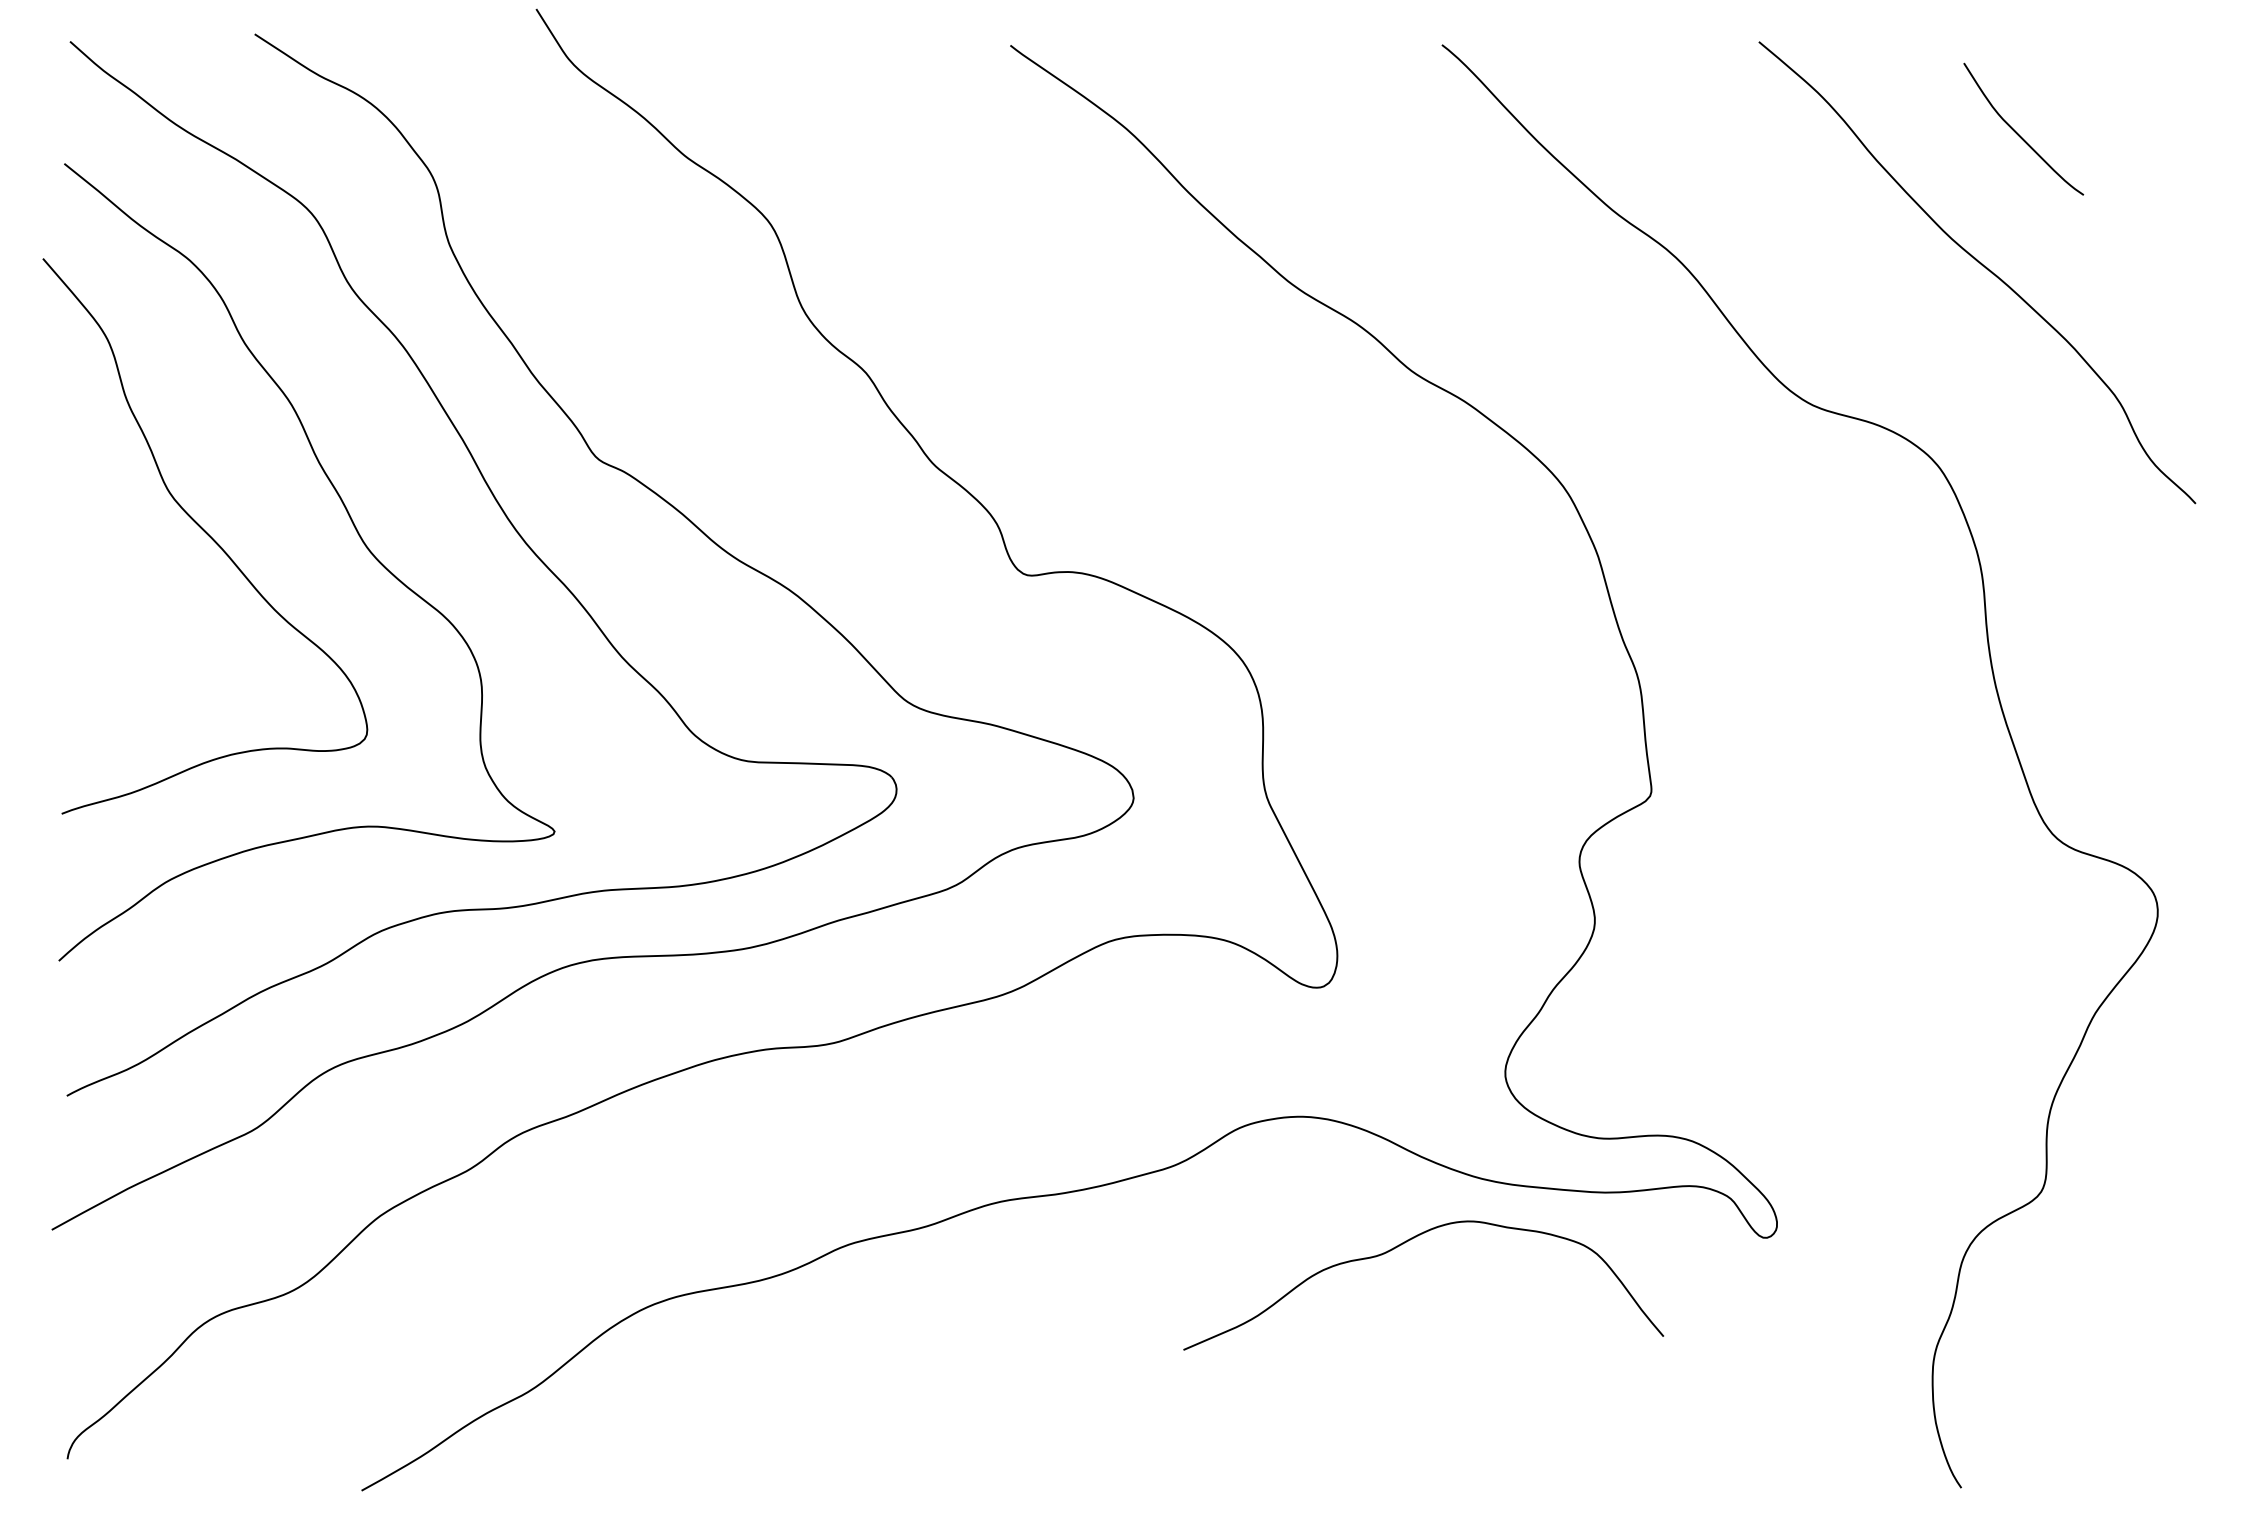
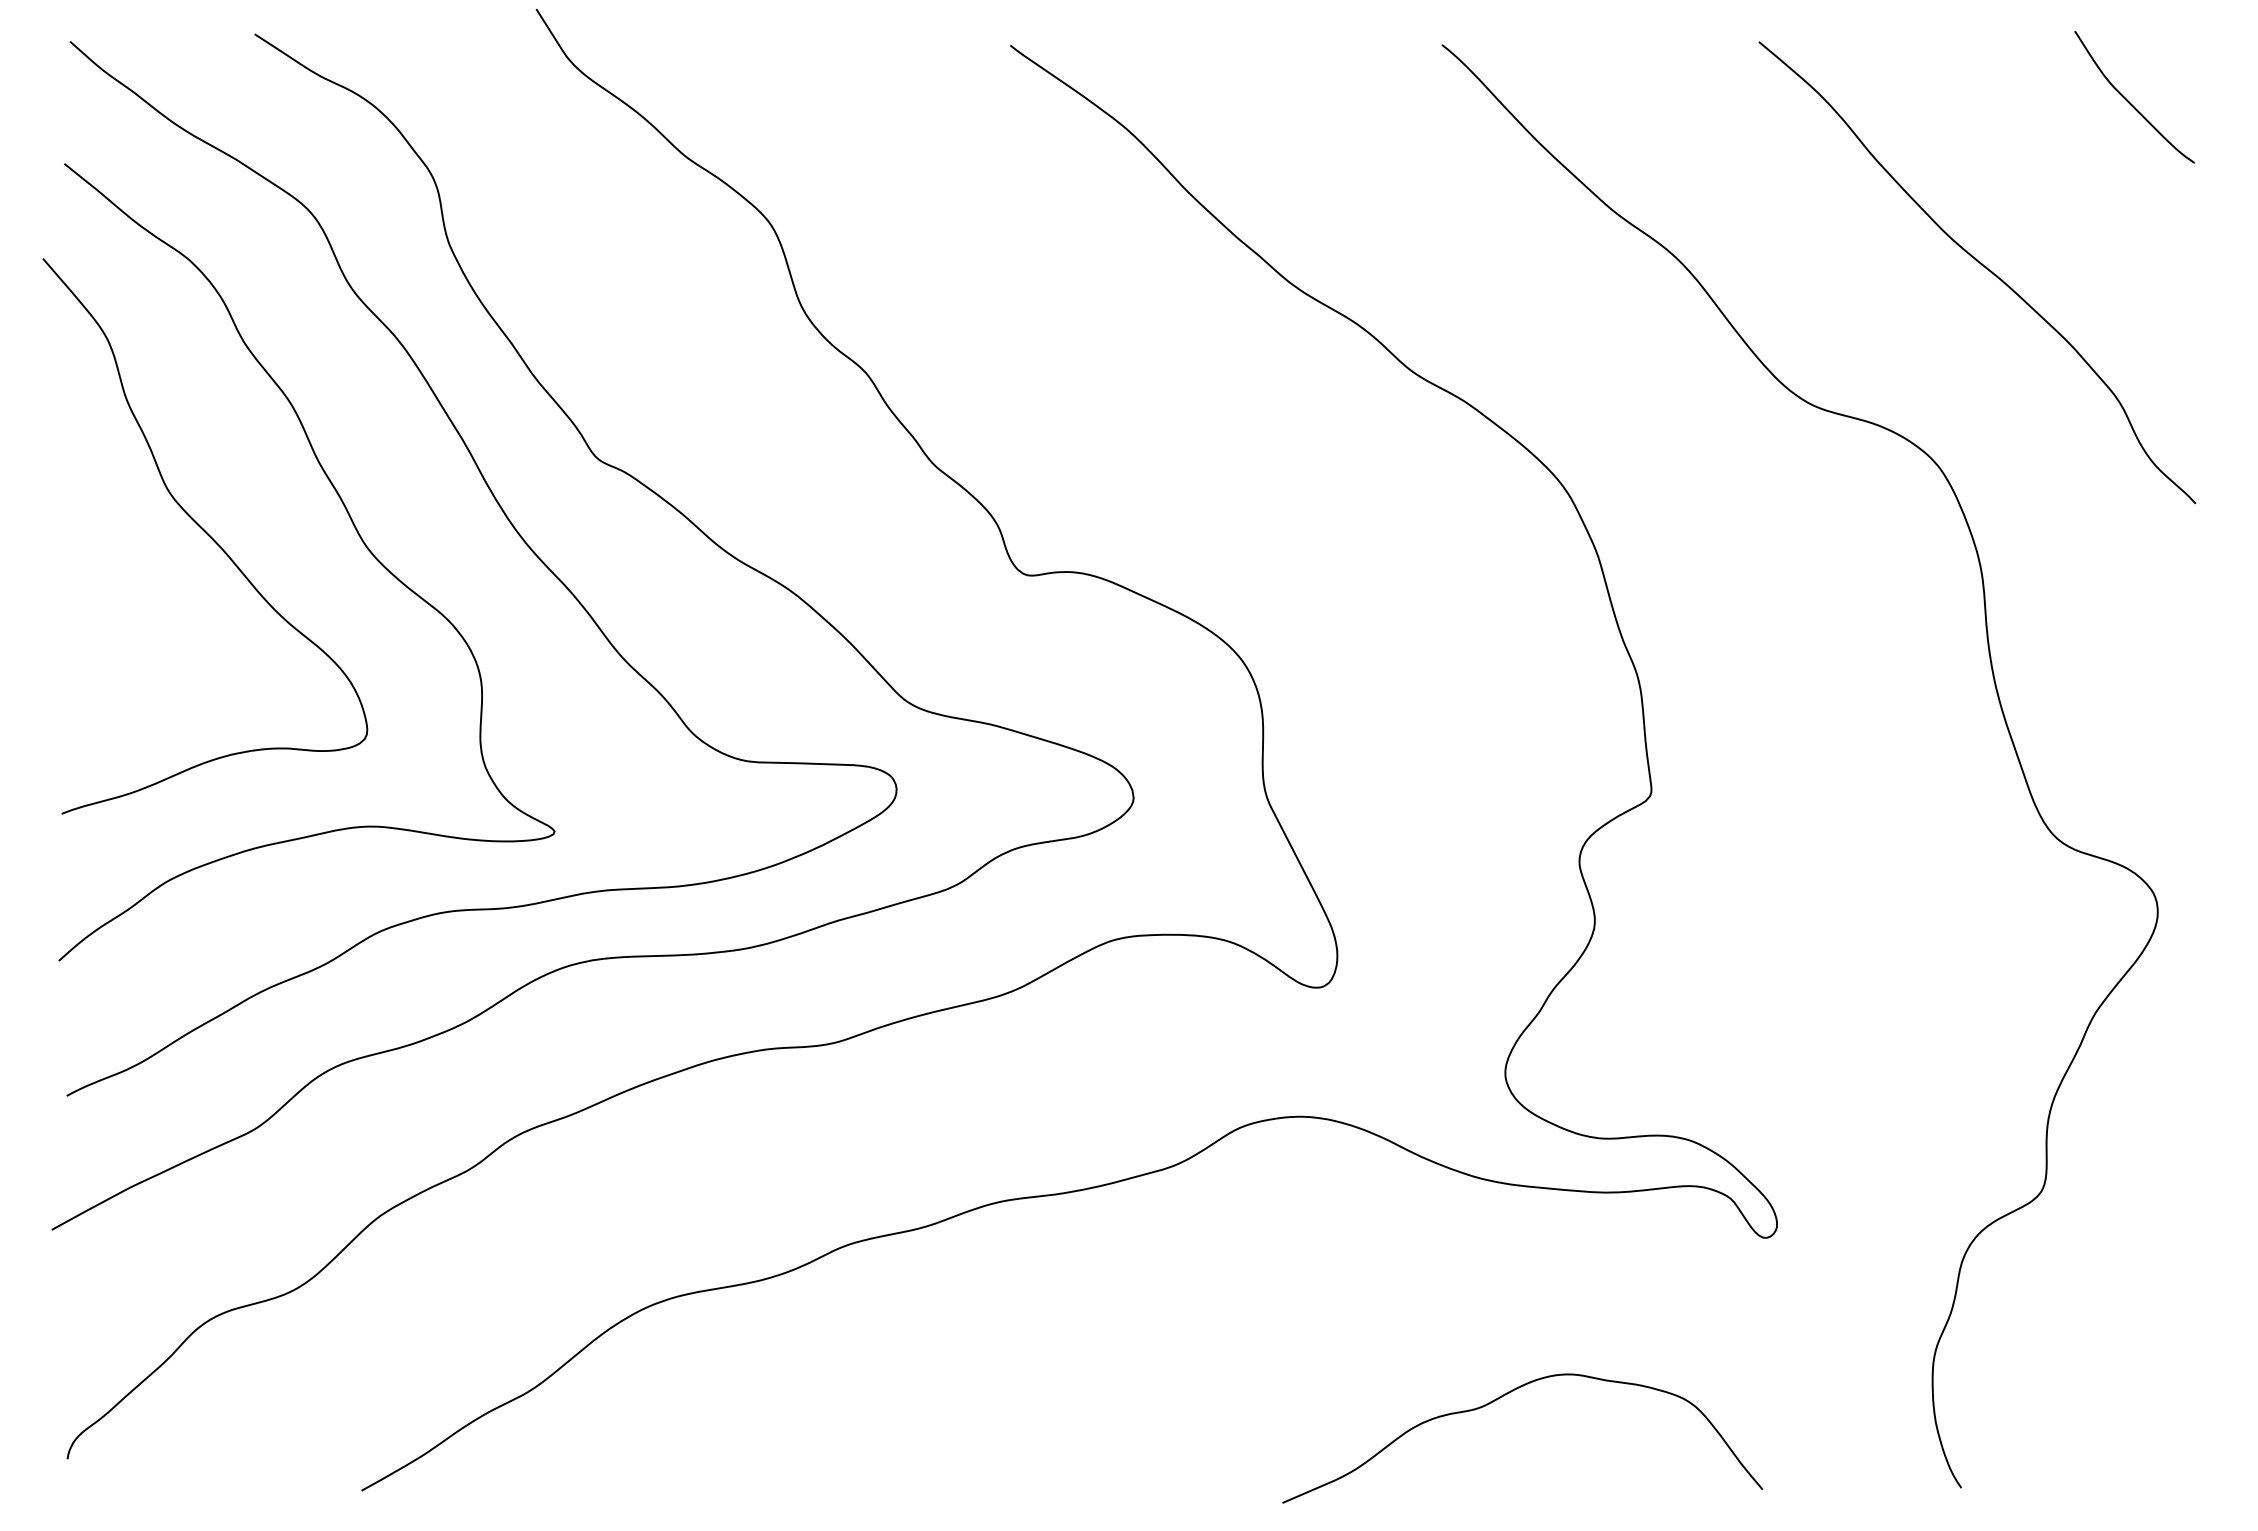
curve position: (2018, 133) -> (2129, 101) (2129, 101)
curve position: (1403, 1244) -> (1502, 1397) (1502, 1397)
